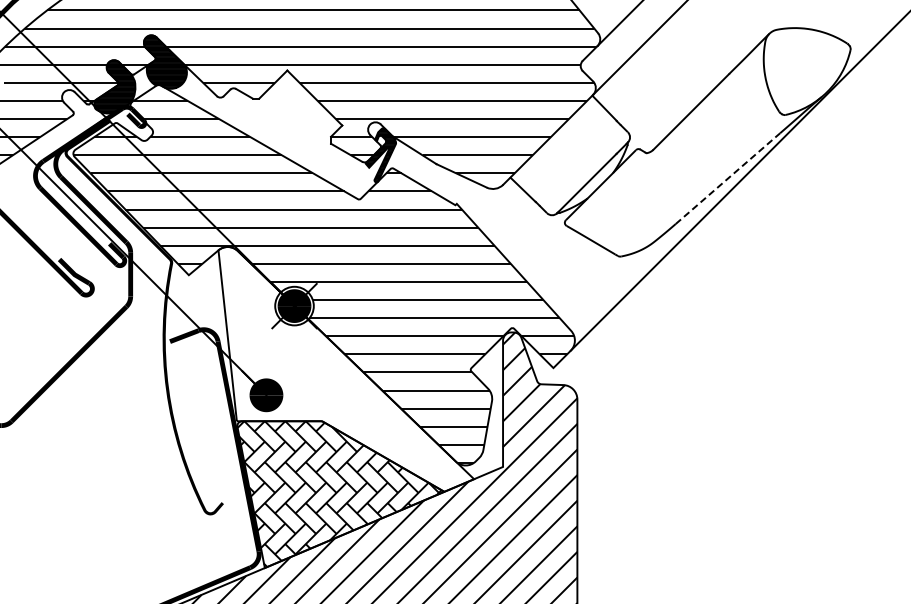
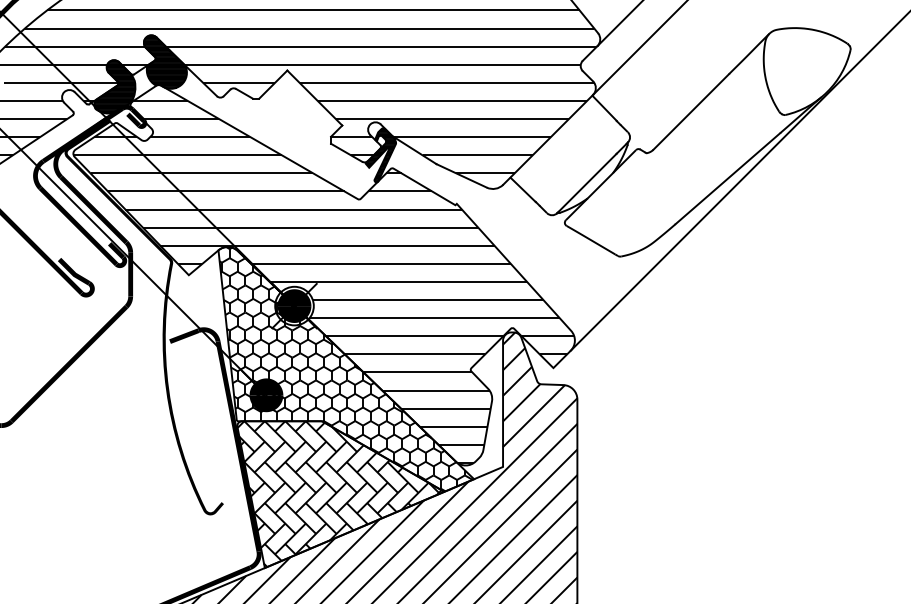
line: dashed -> solid (728, 178)
hatch: none -> present (346, 369)
